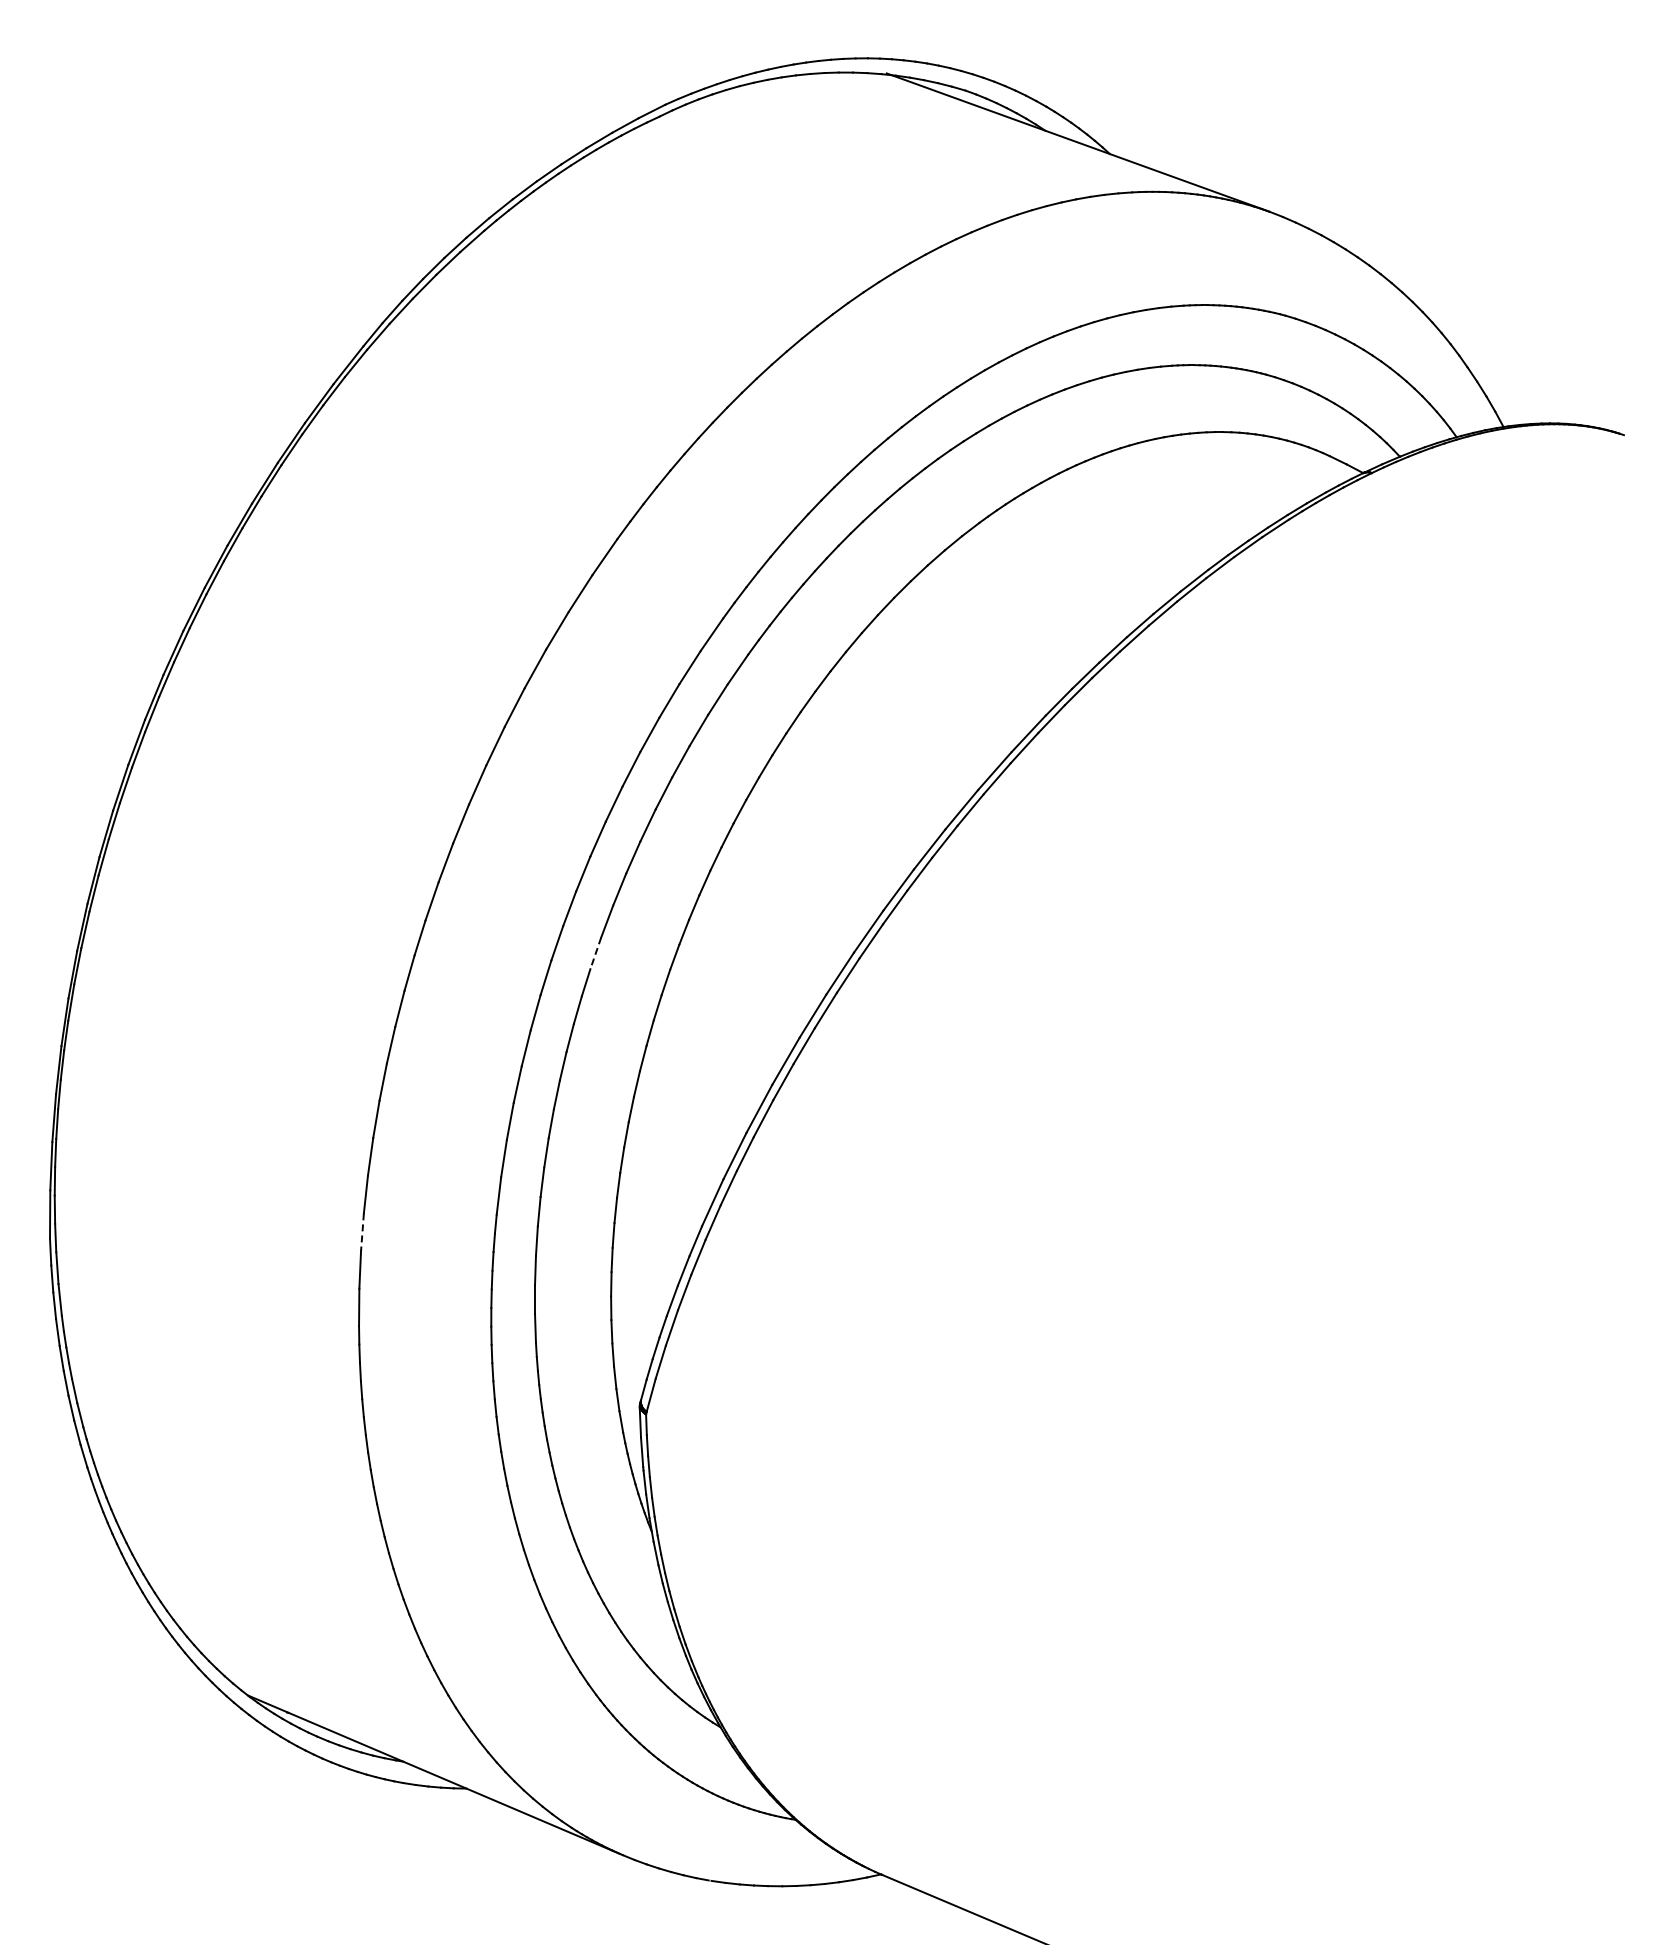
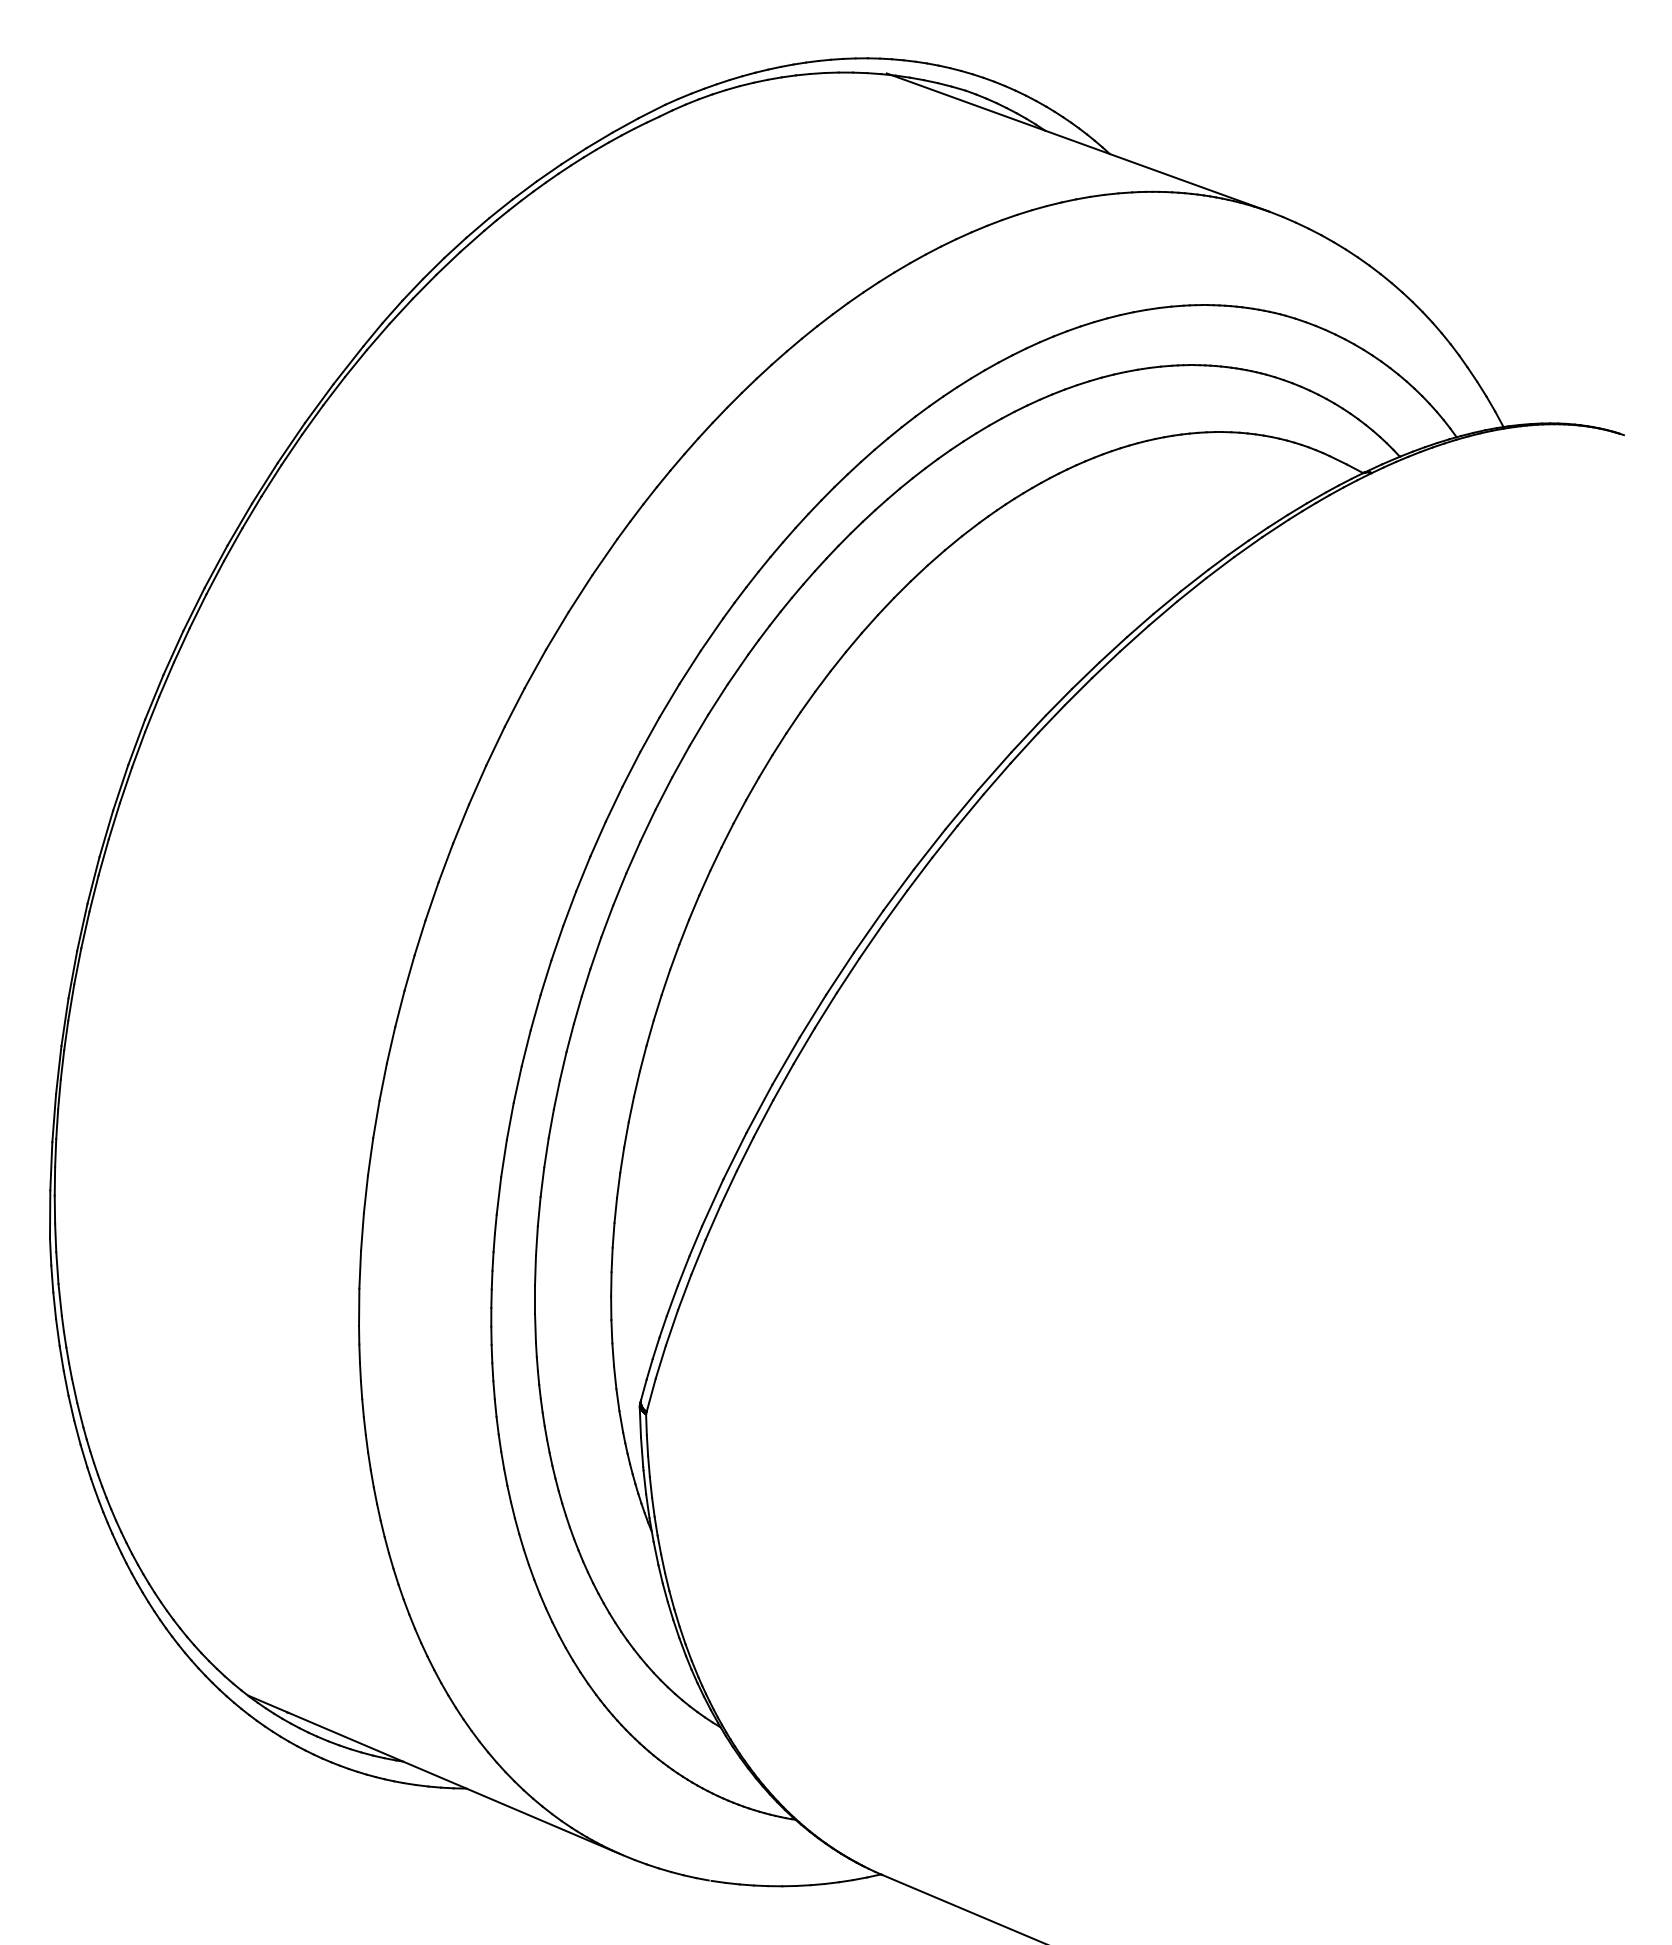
line: dashed -> solid (595, 953)
line: dashed -> solid (362, 1232)
